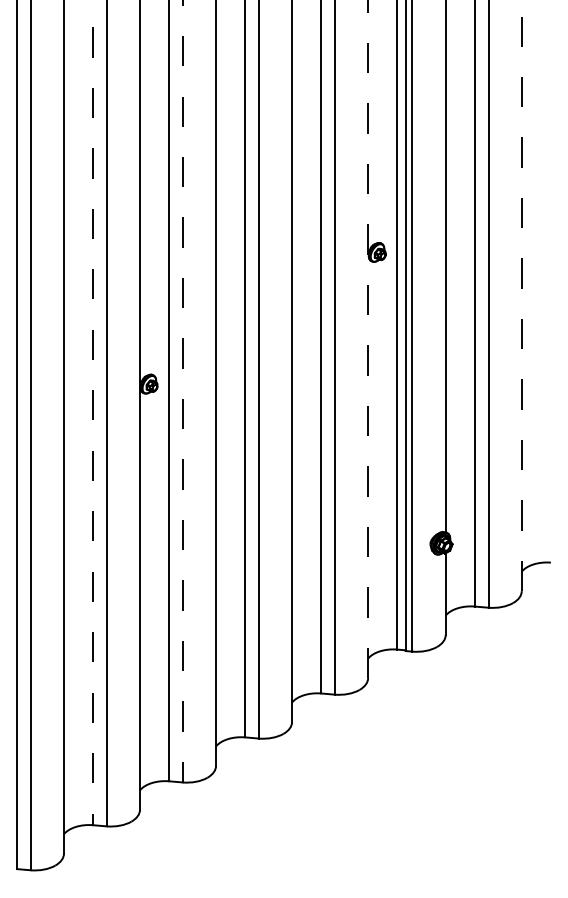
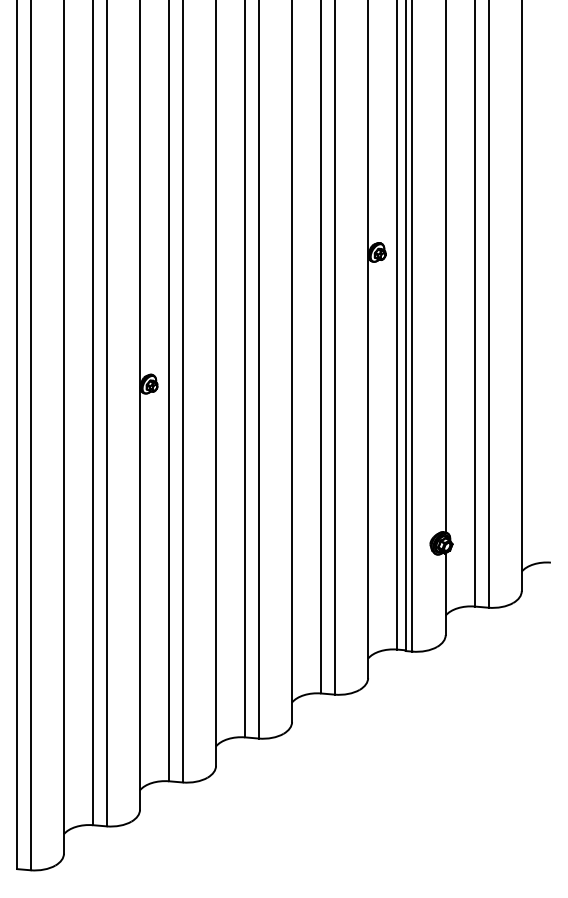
line: dashed -> solid (521, 295)
line: dashed -> solid (368, 339)
line: dashed -> solid (182, 391)
line: dashed -> solid (93, 413)
